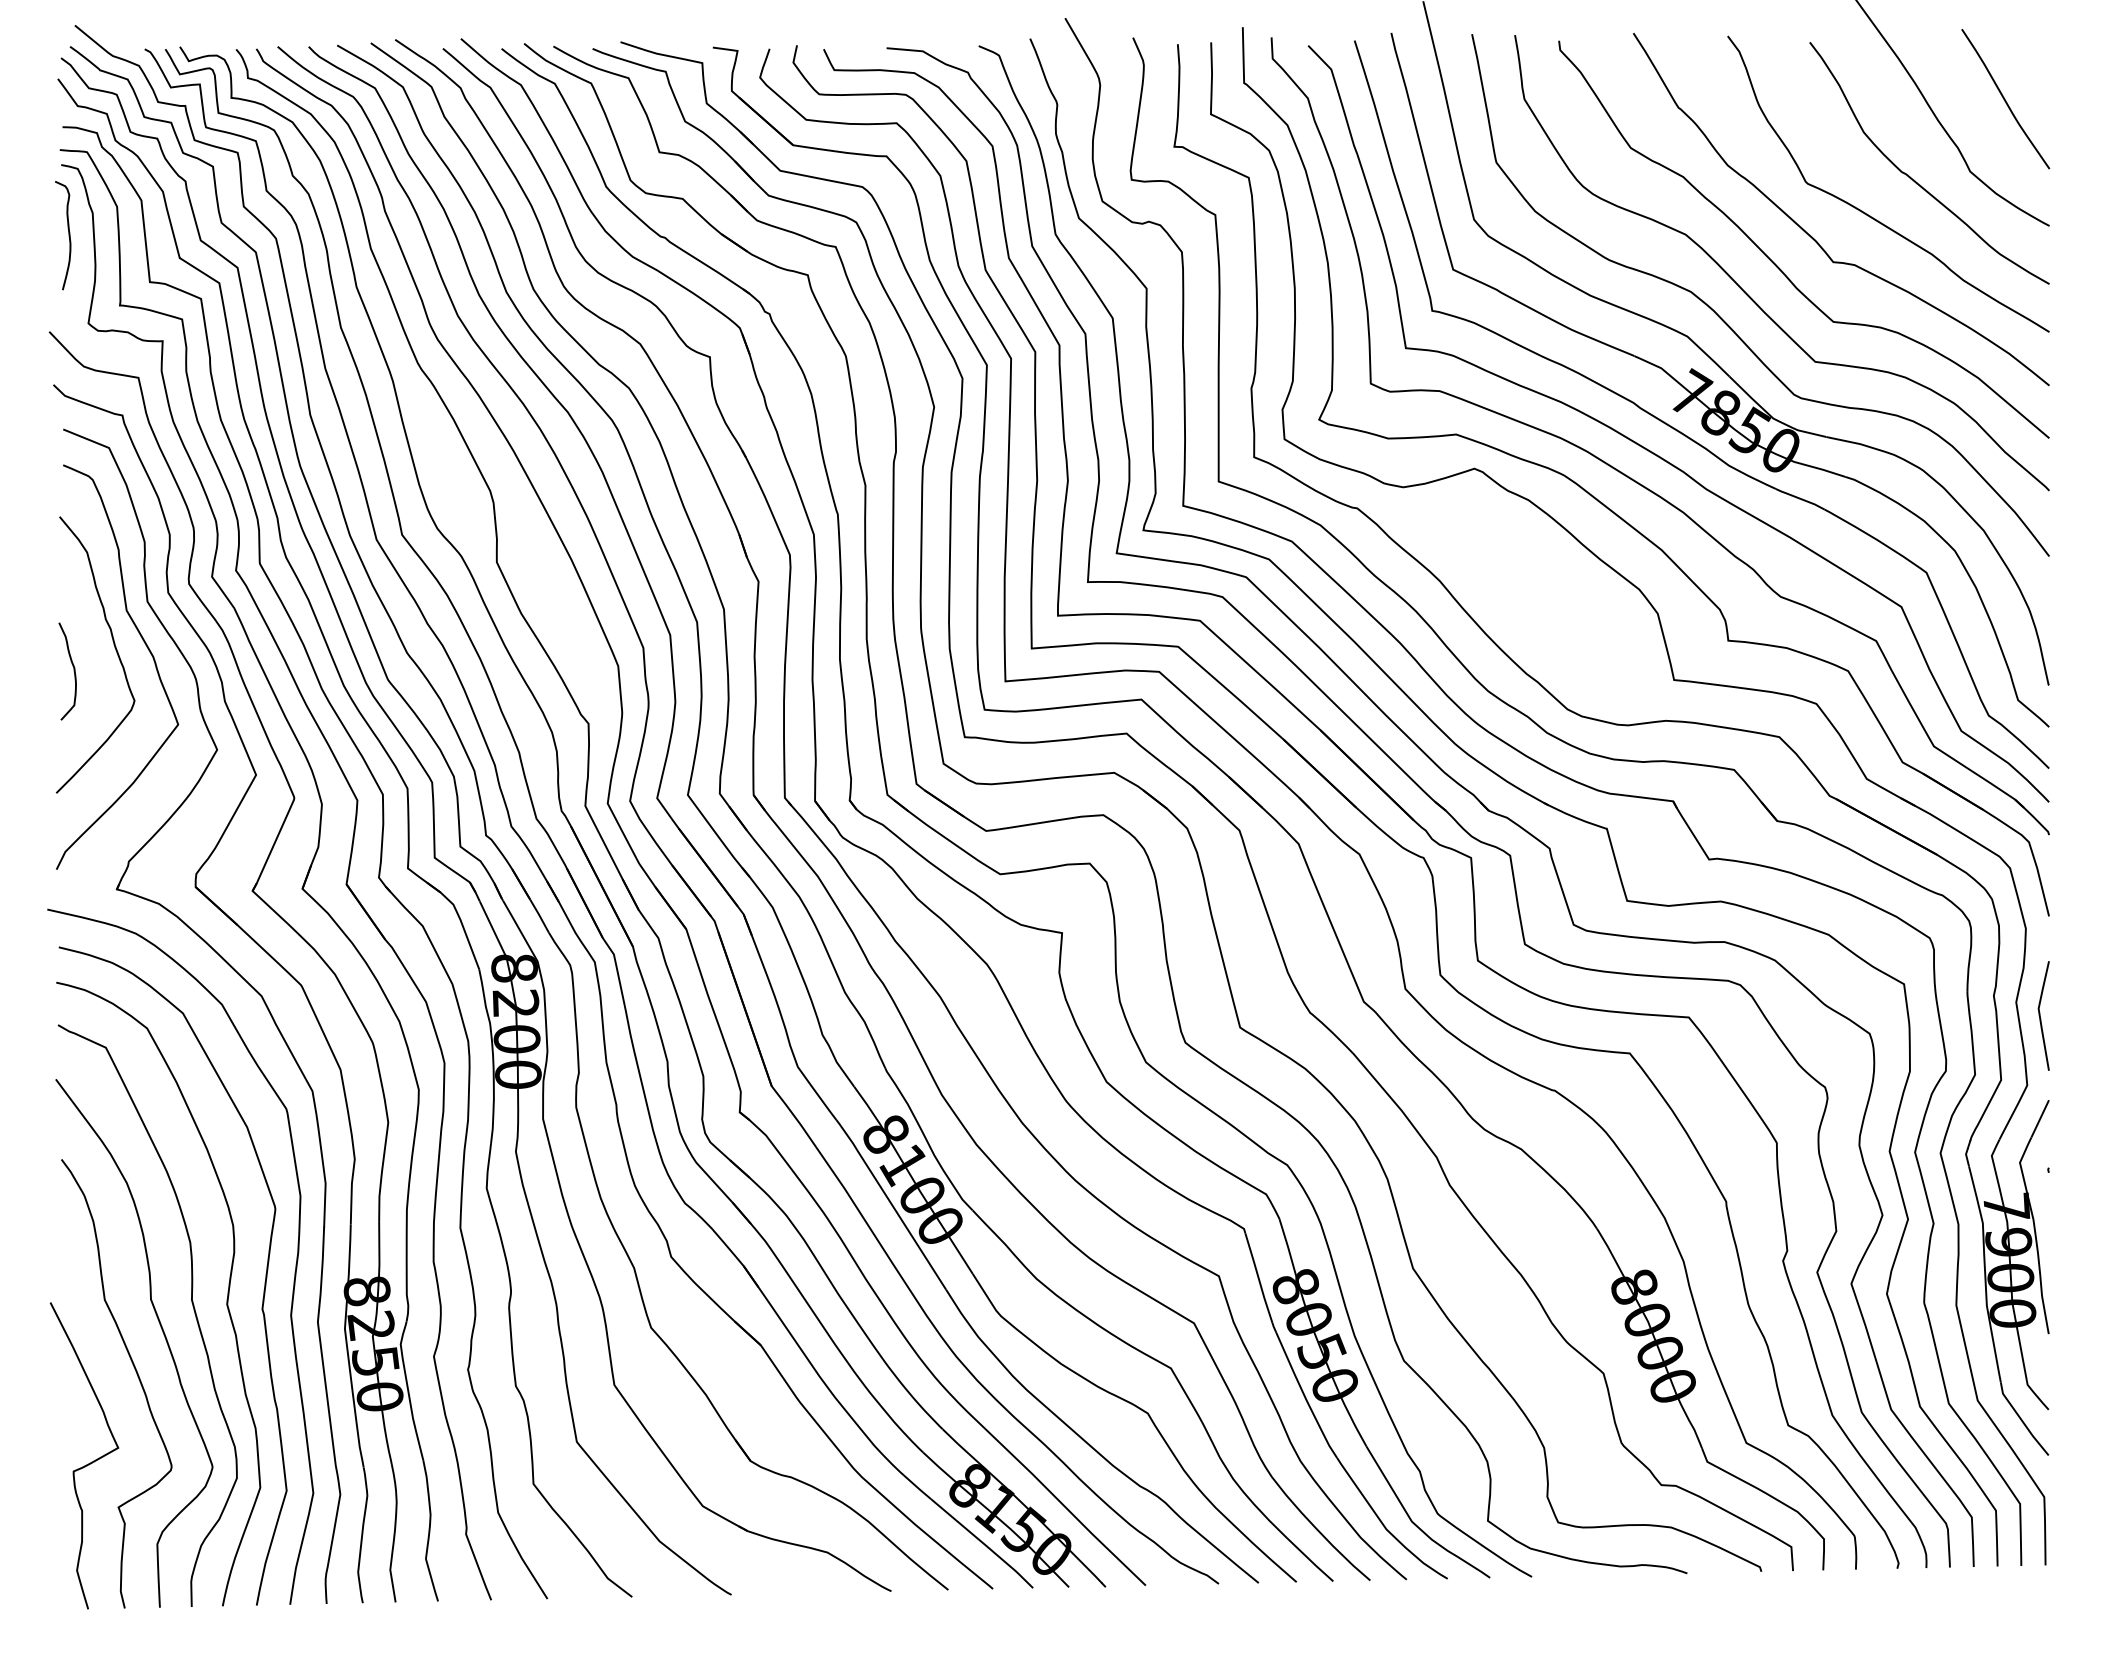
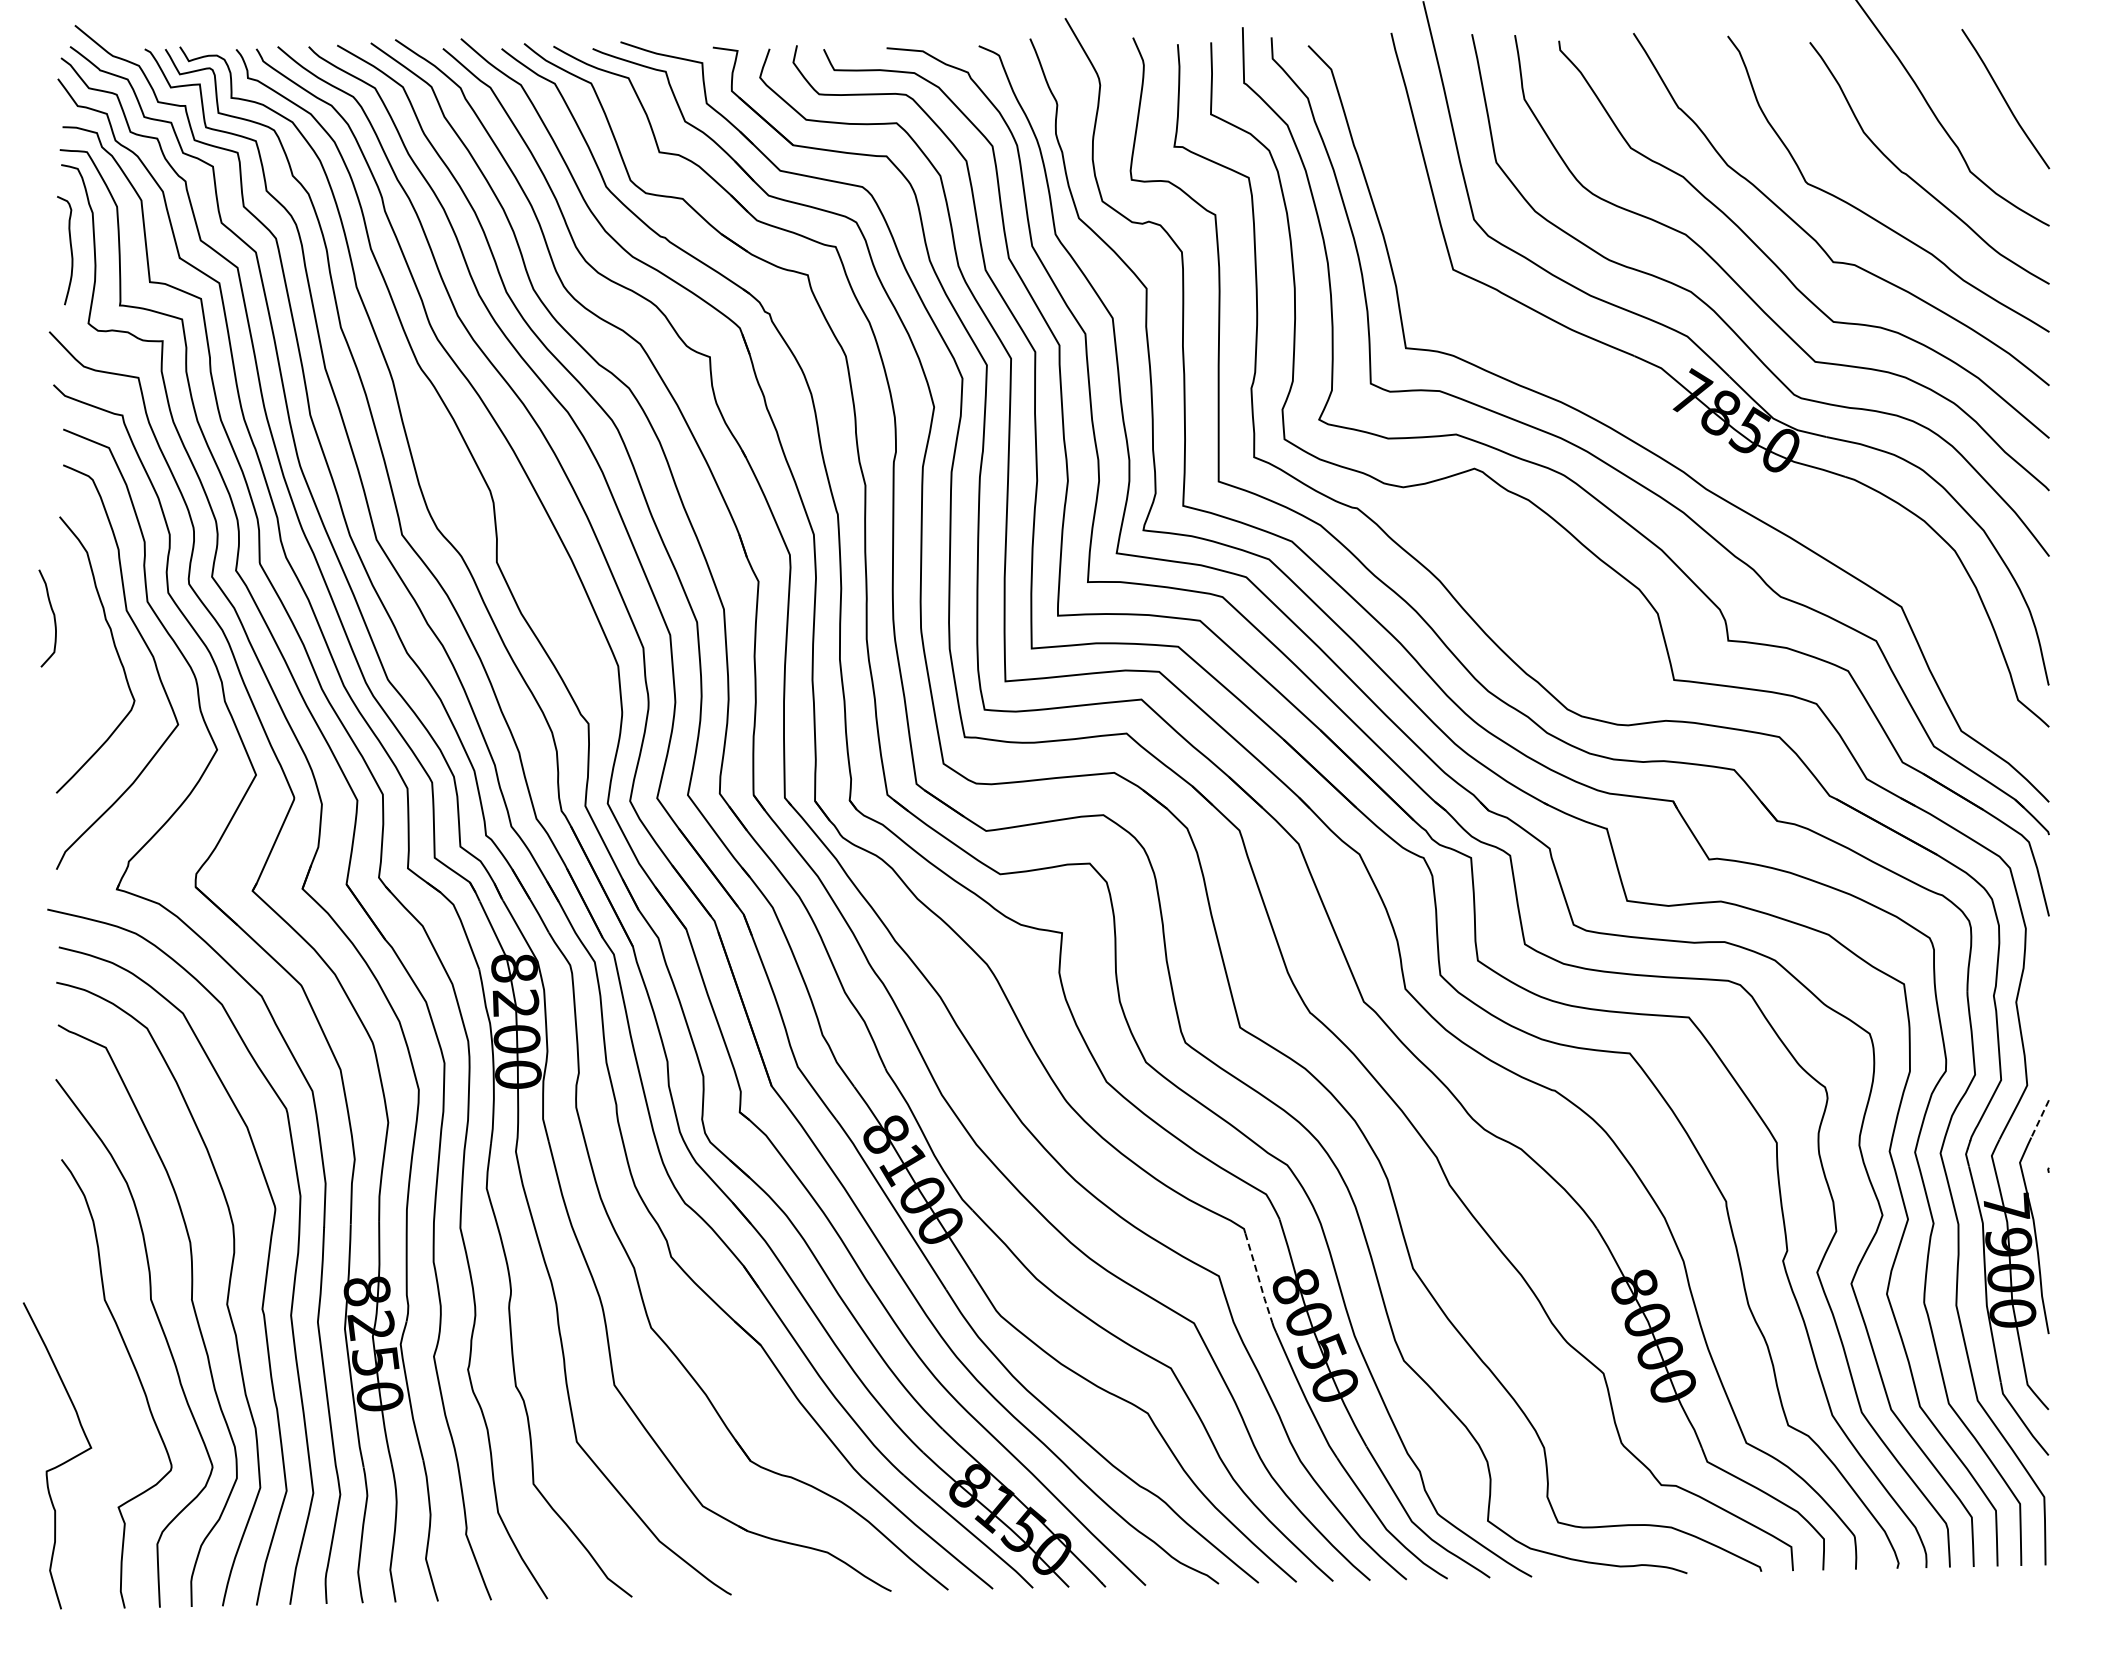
curve position: (68, 235) -> (70, 250) (70, 250)
part: present -> none (1682, 432)
curve position: (73, 671) -> (53, 618) (53, 618)
curve: present -> none (2040, 1015)
line: solid -> dashed (2040, 1118)
line: solid -> dashed (1258, 1278)
curve position: (88, 1463) -> (61, 1463) (61, 1463)
